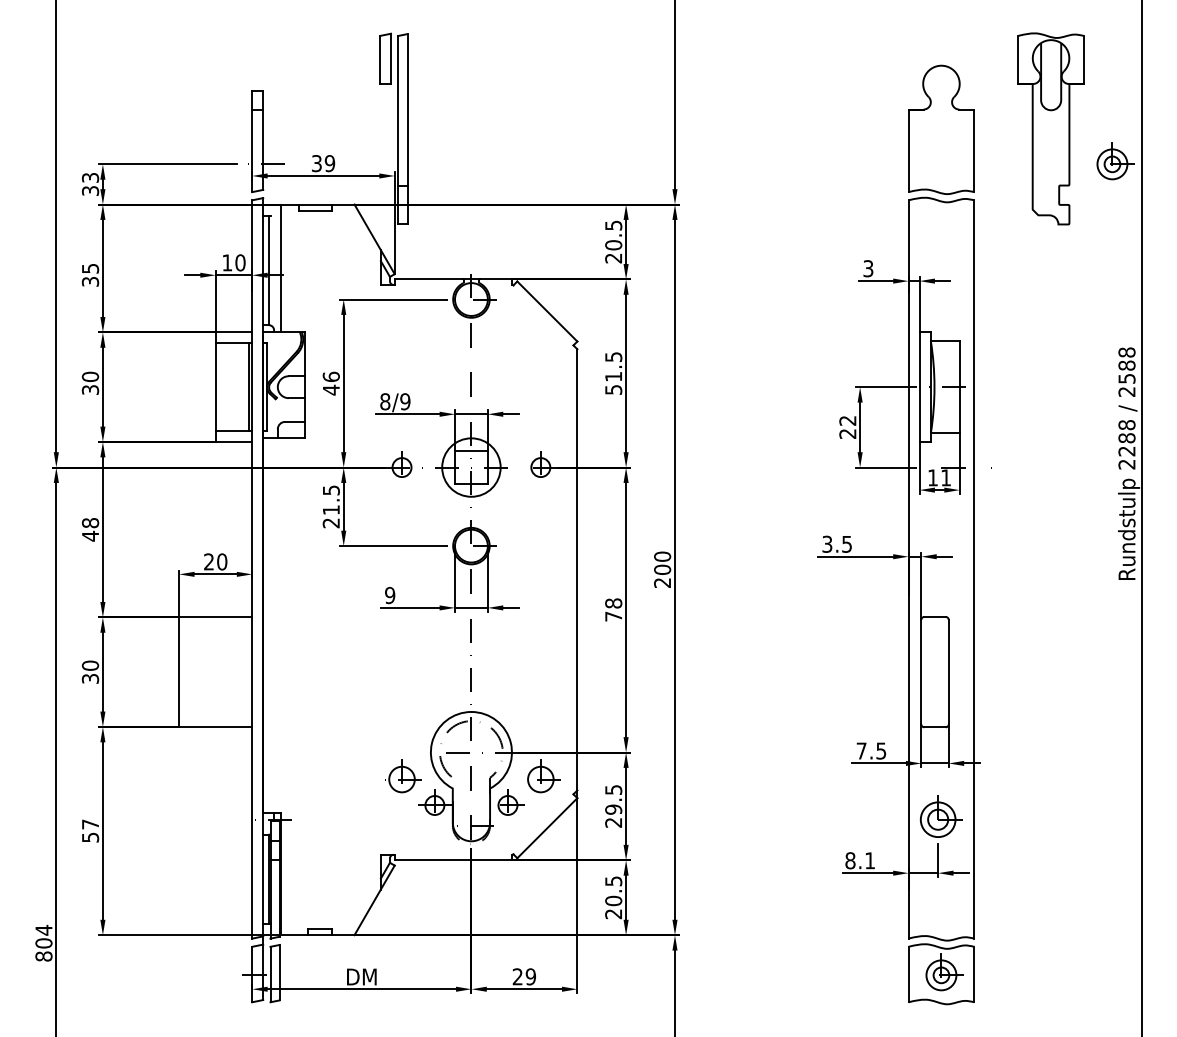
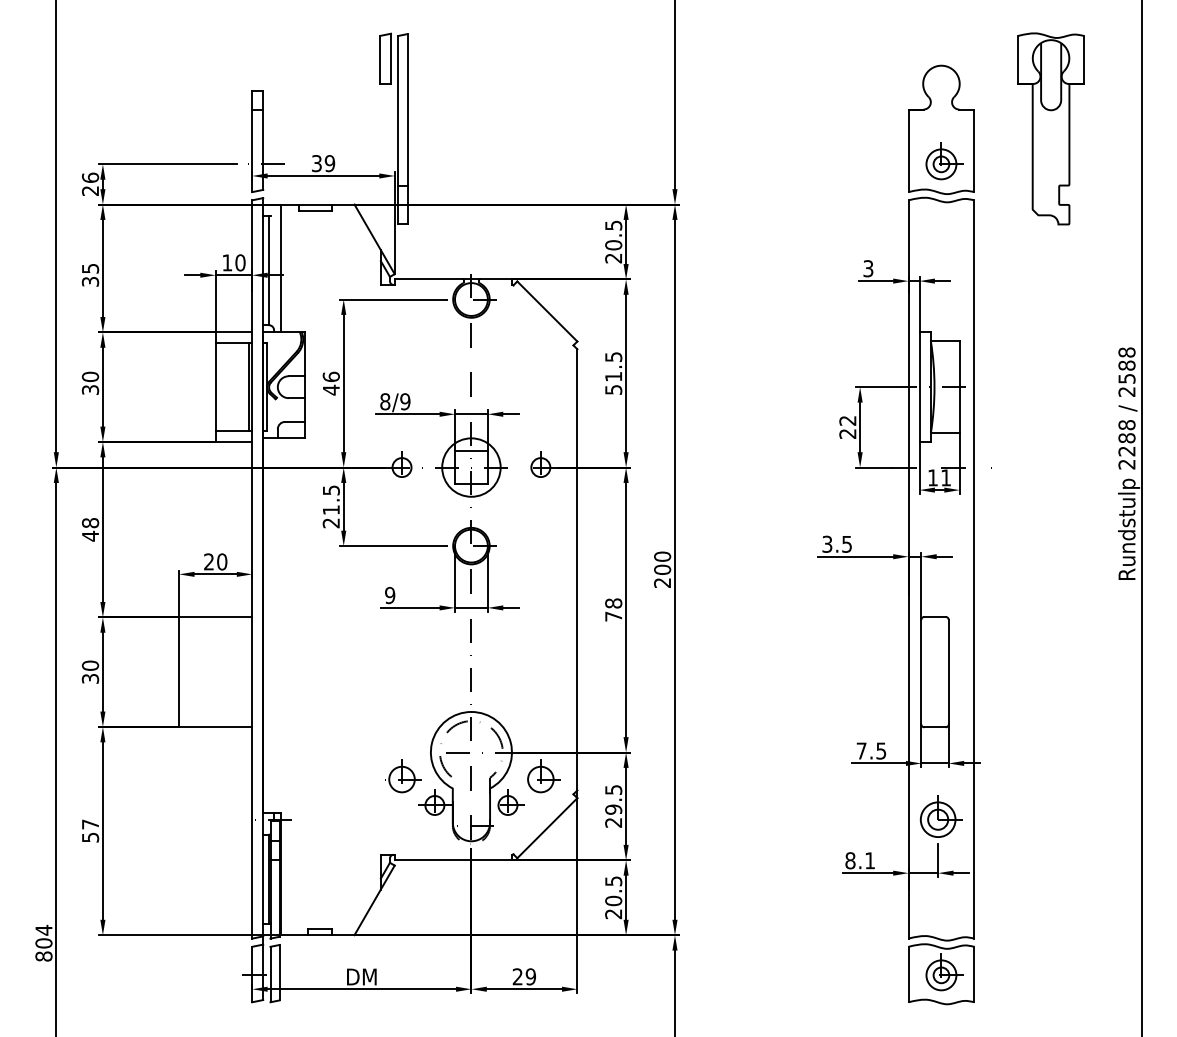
part position: (1115, 161) -> (944, 161) (944, 161)
text: 33 -> 26 (90, 183)
